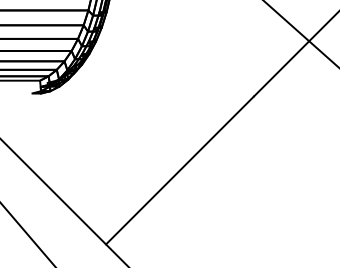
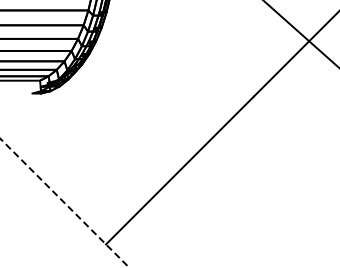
line: solid -> dashed (64, 203)
line: present -> none (27, 234)
